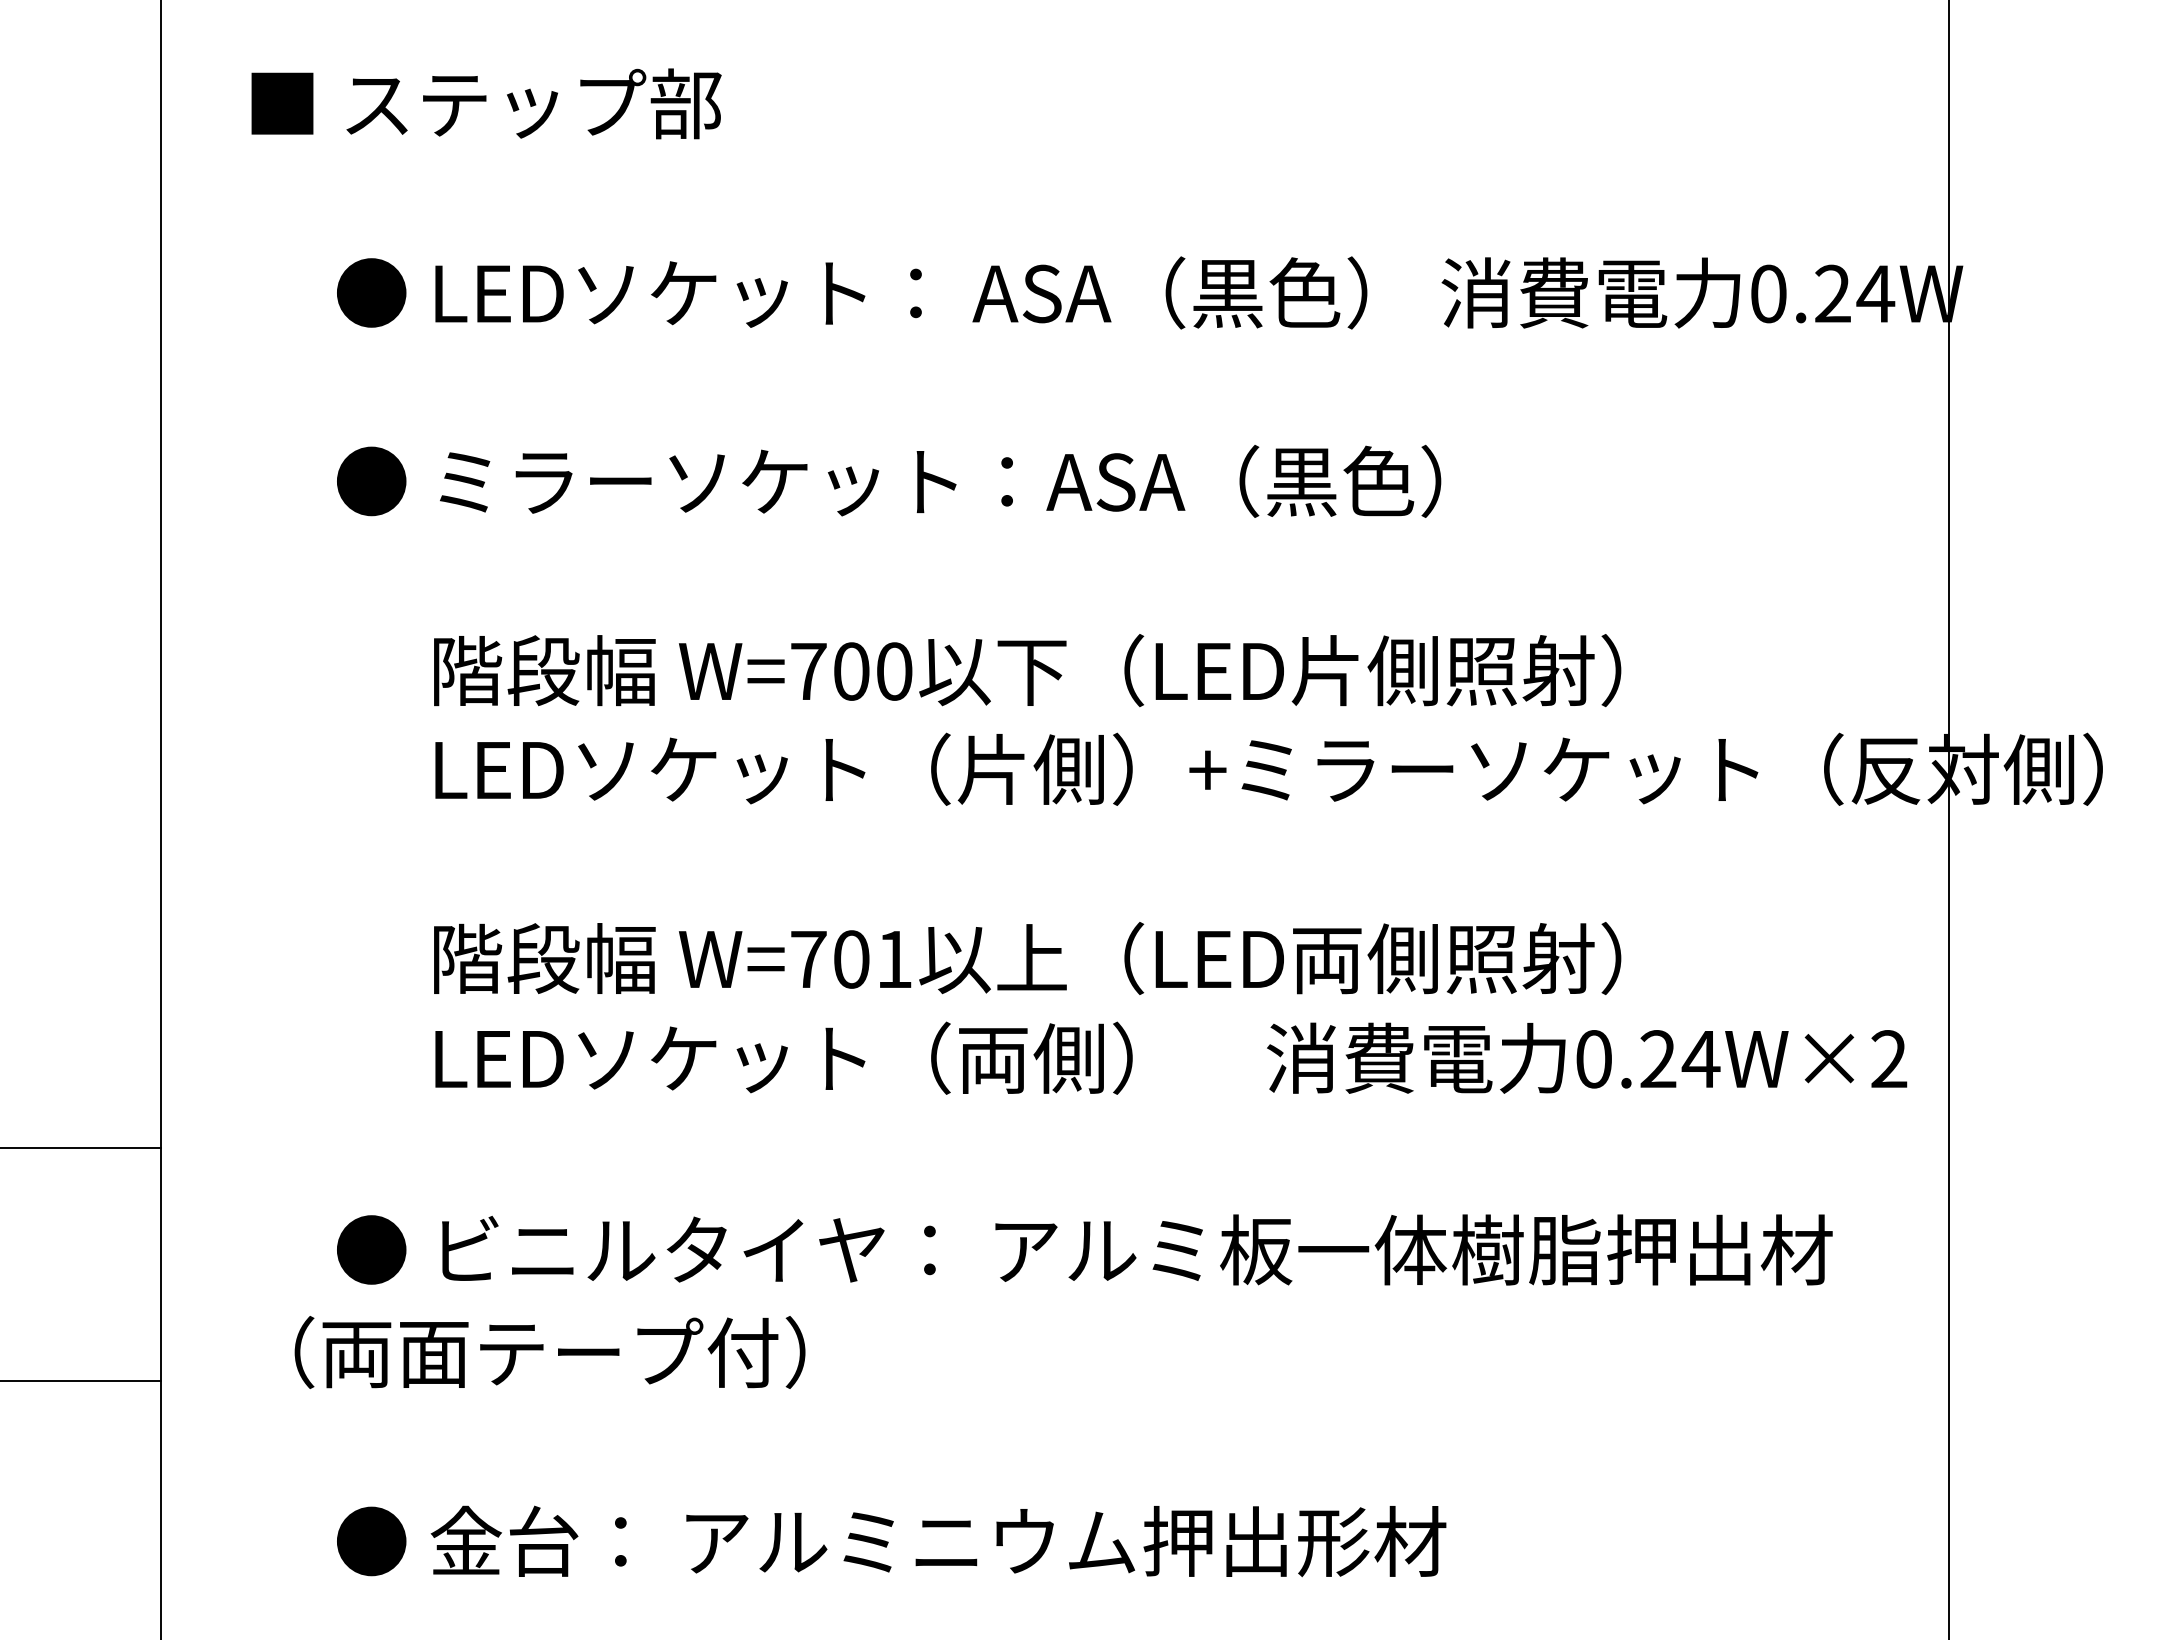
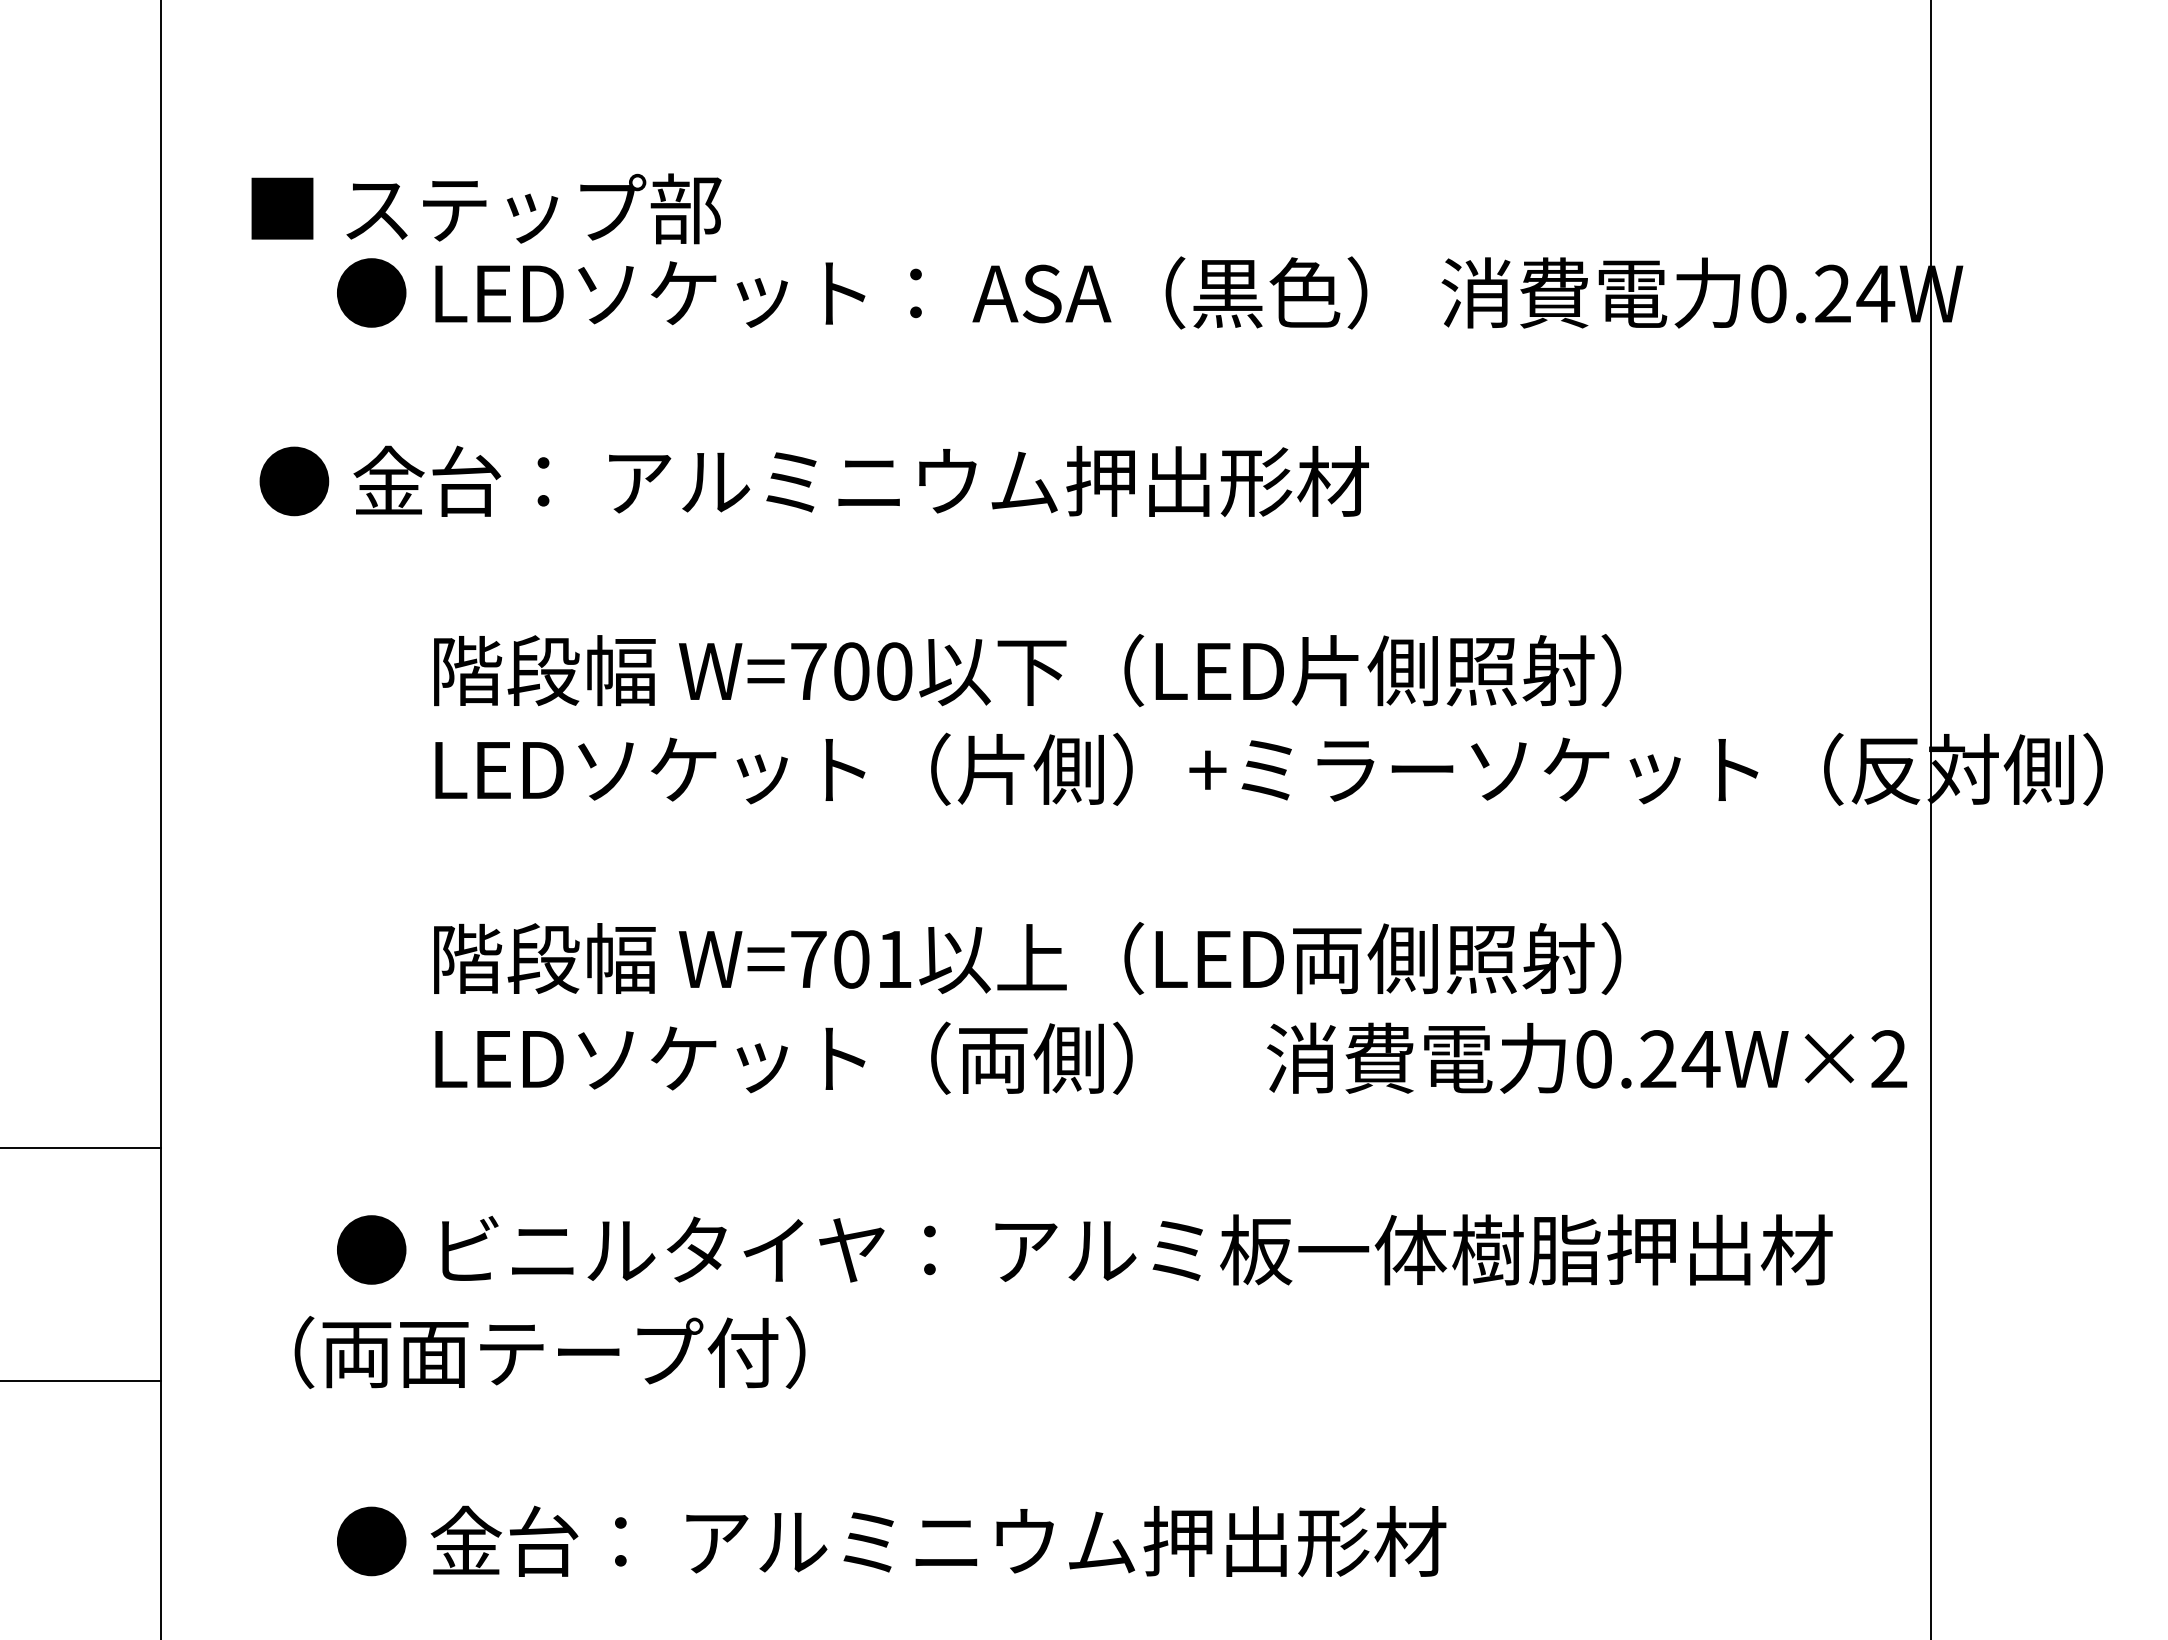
text position: (486, 103) -> (486, 208) (486, 208)
text: ● ミラーソケット：ASA（黒色） -> ● 金台： アルミニウム押出形材 (850, 480)
line position: (1948, 819) -> (1930, 819) (1930, 819)
